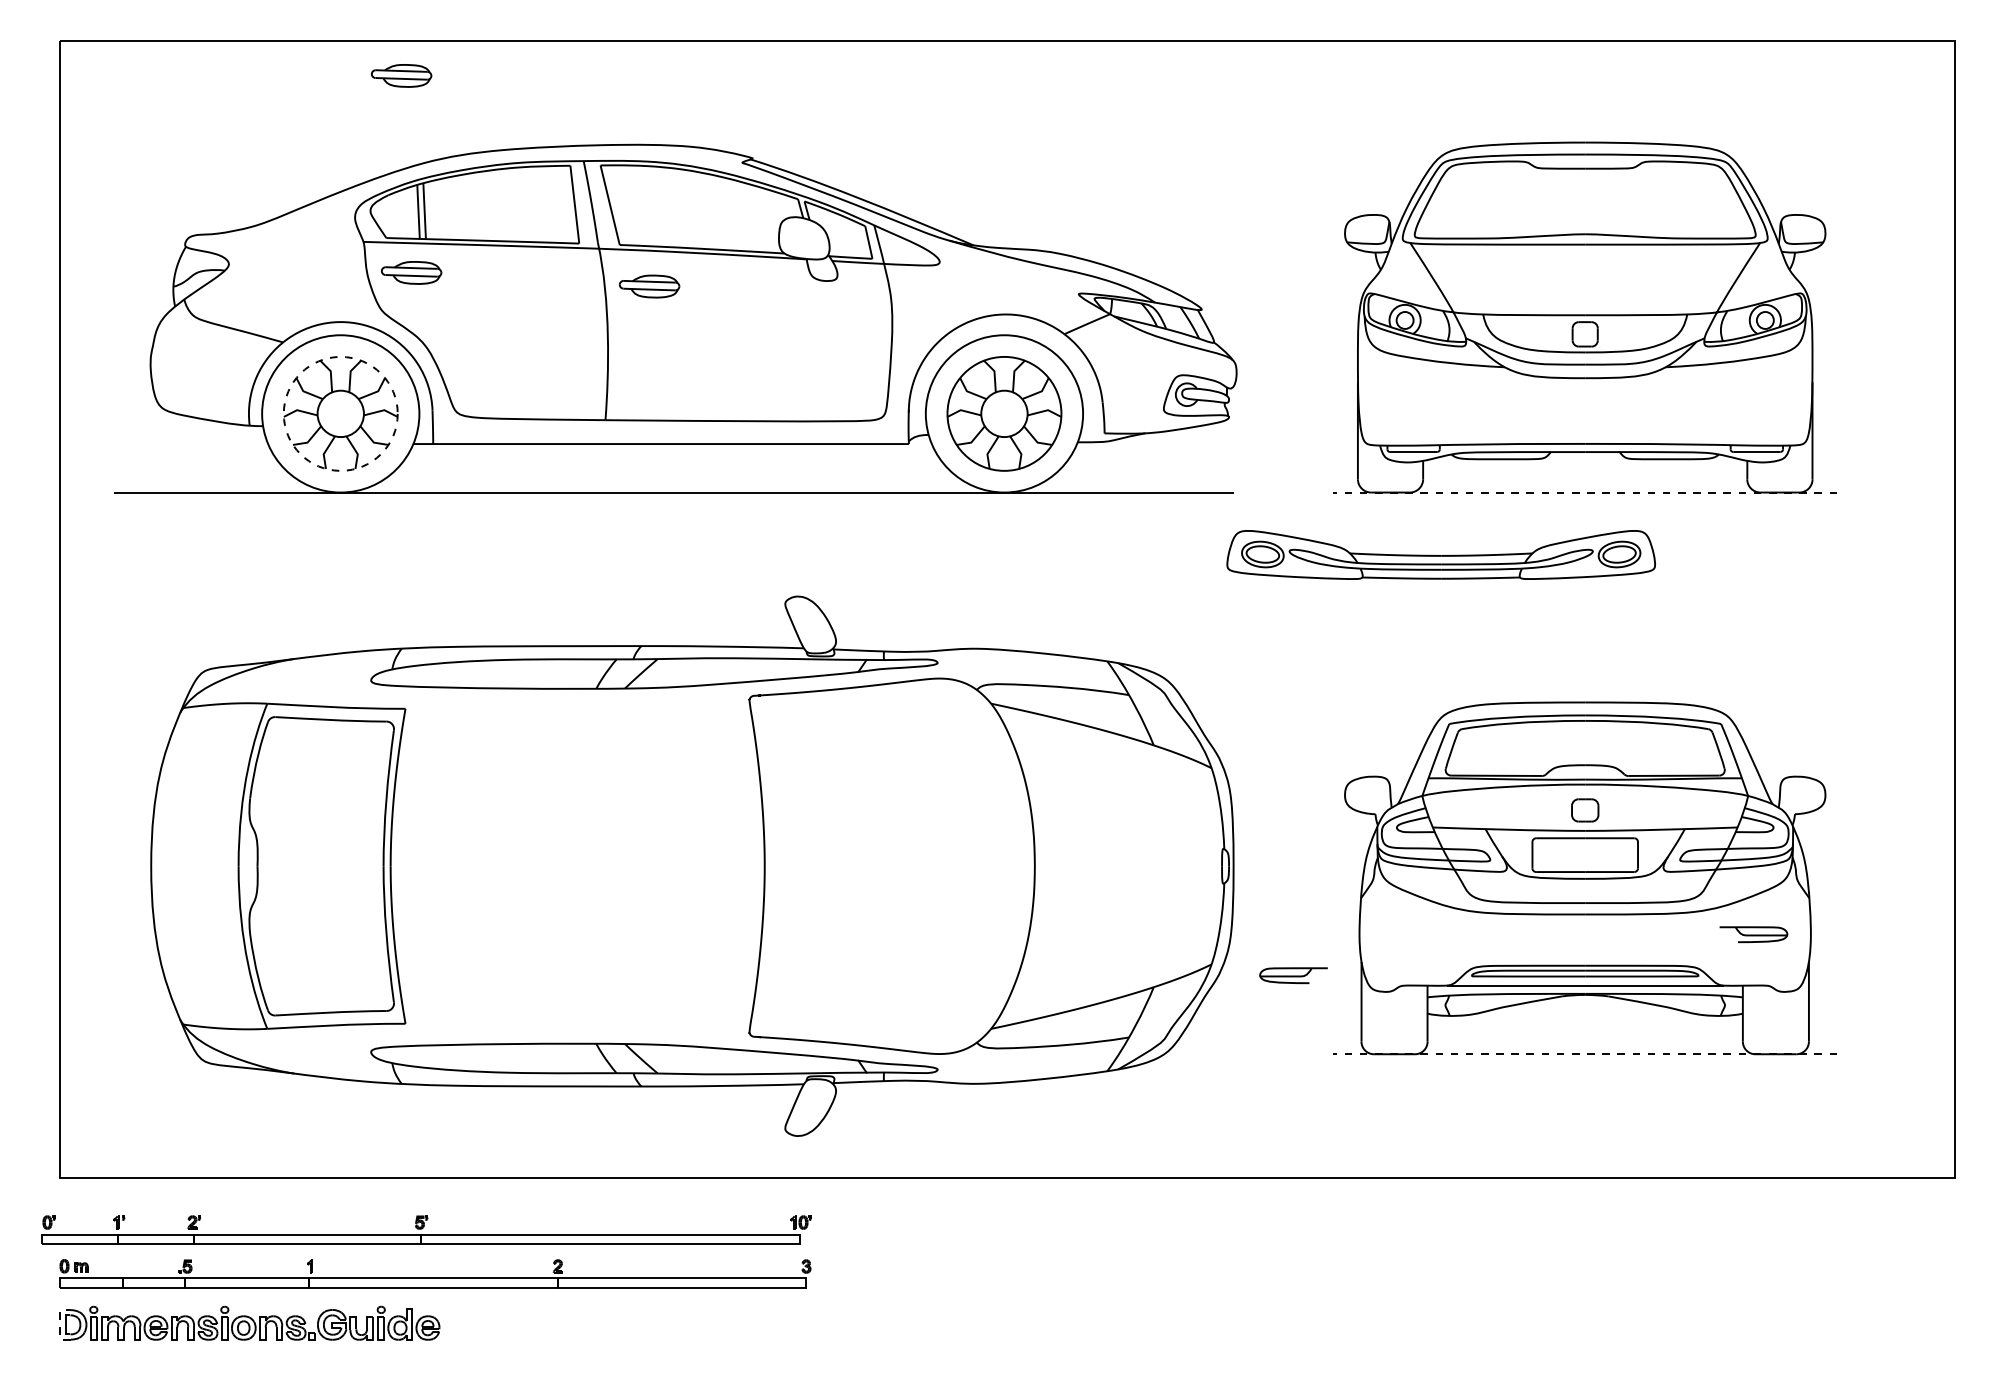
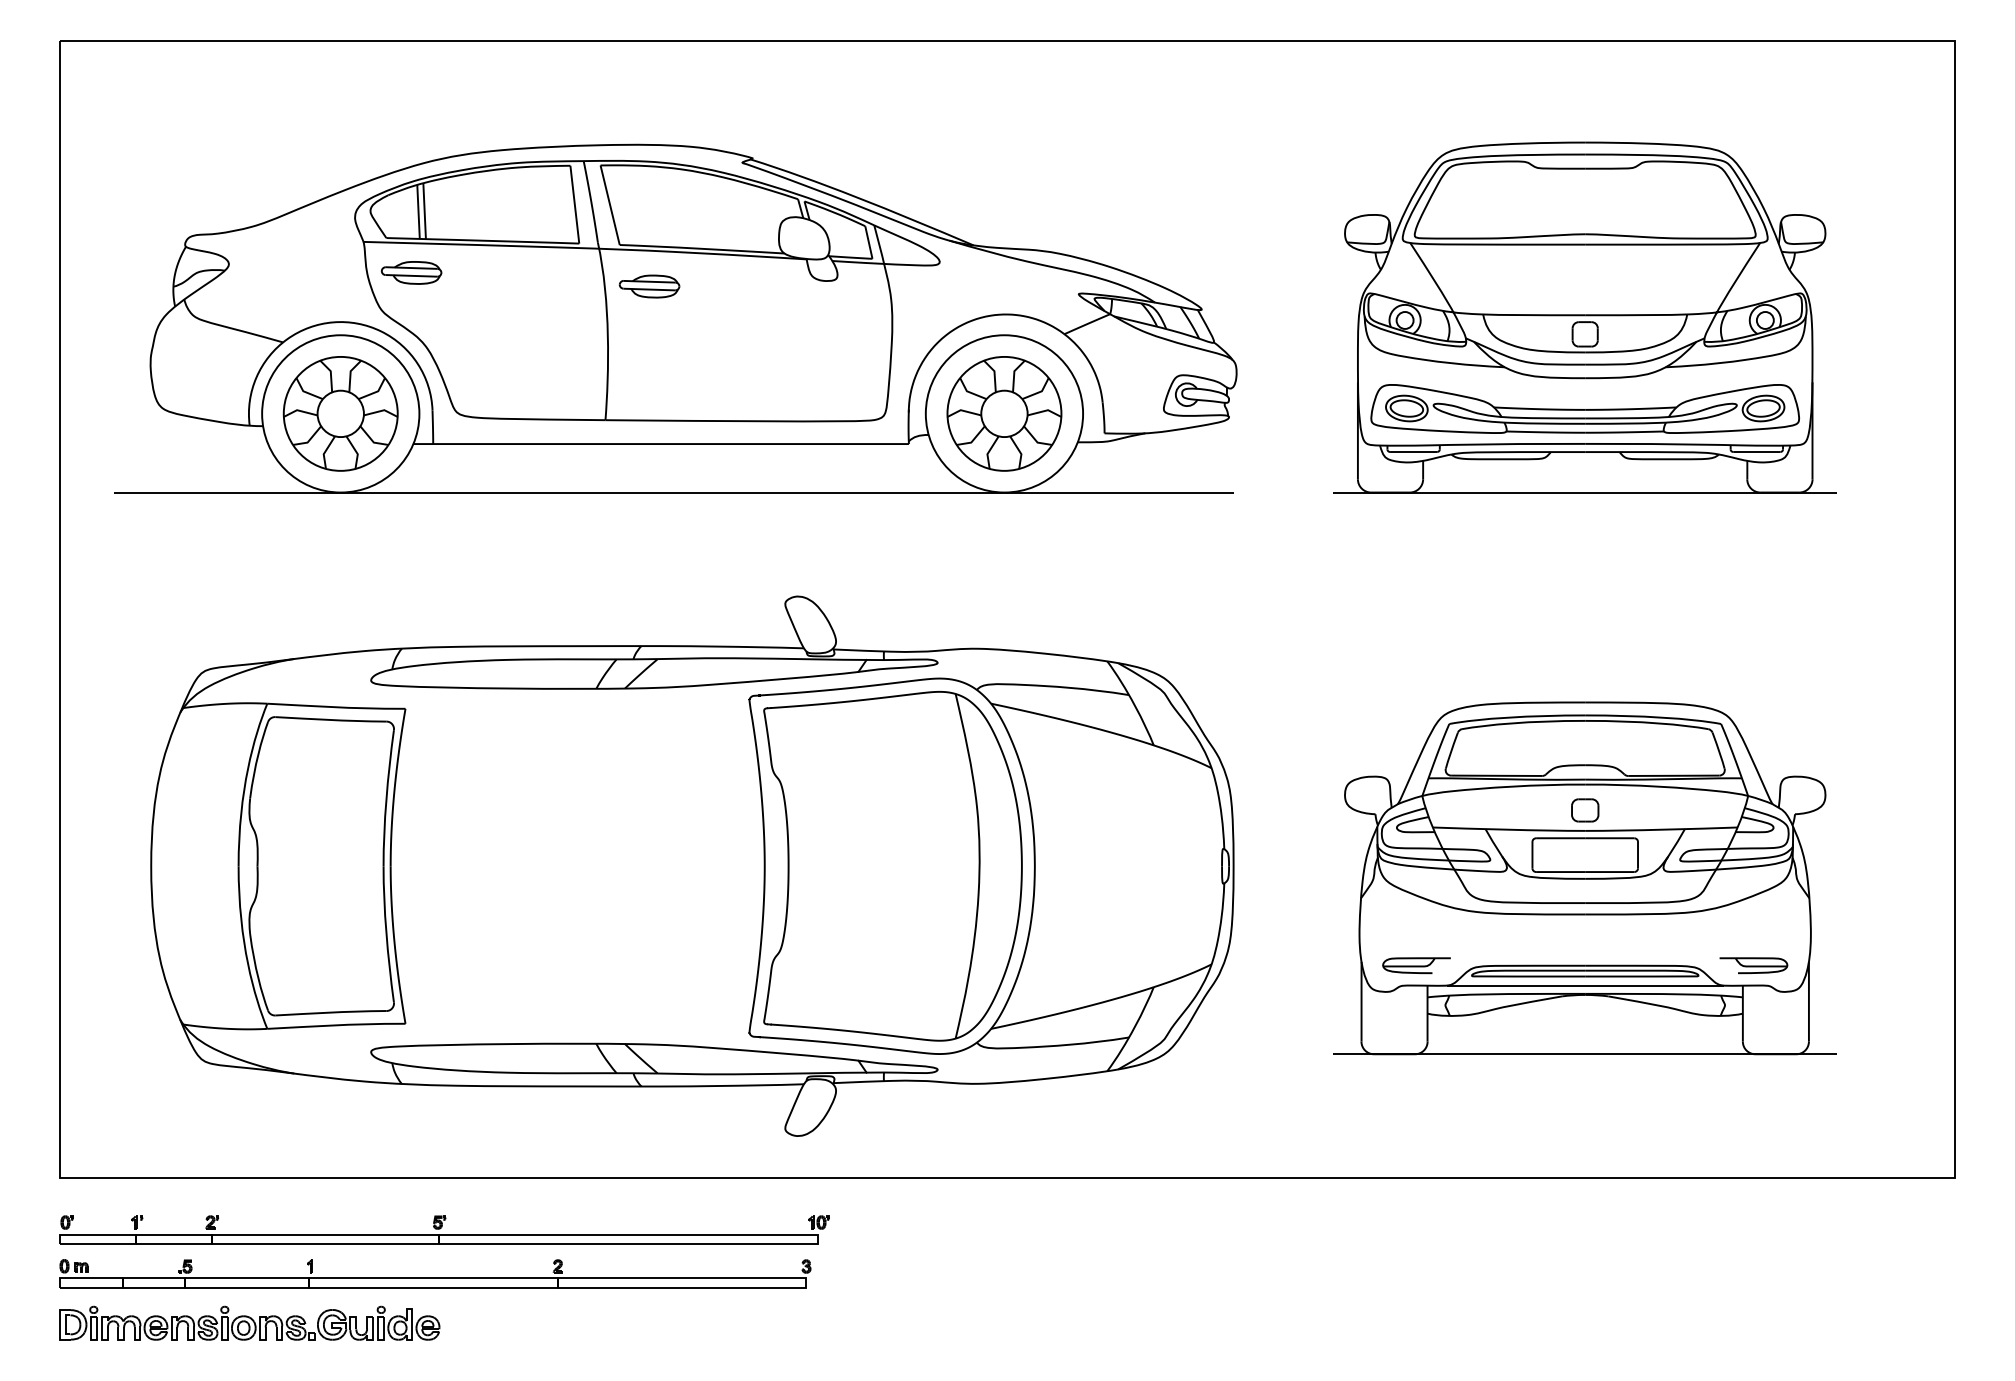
part: present -> none (401, 75)
circle: dashed -> solid (340, 413)
line: dashed -> solid (1585, 492)
part position: (1440, 554) -> (1584, 408) (1584, 408)
part: none -> present (892, 866)
part position: (1753, 934) -> (1753, 965) (1753, 965)
part position: (1293, 975) -> (1416, 965) (1416, 965)
line: dashed -> solid (1585, 1054)
part position: (426, 1229) -> (444, 1229) (444, 1229)
line: dashed -> solid (60, 1324)
